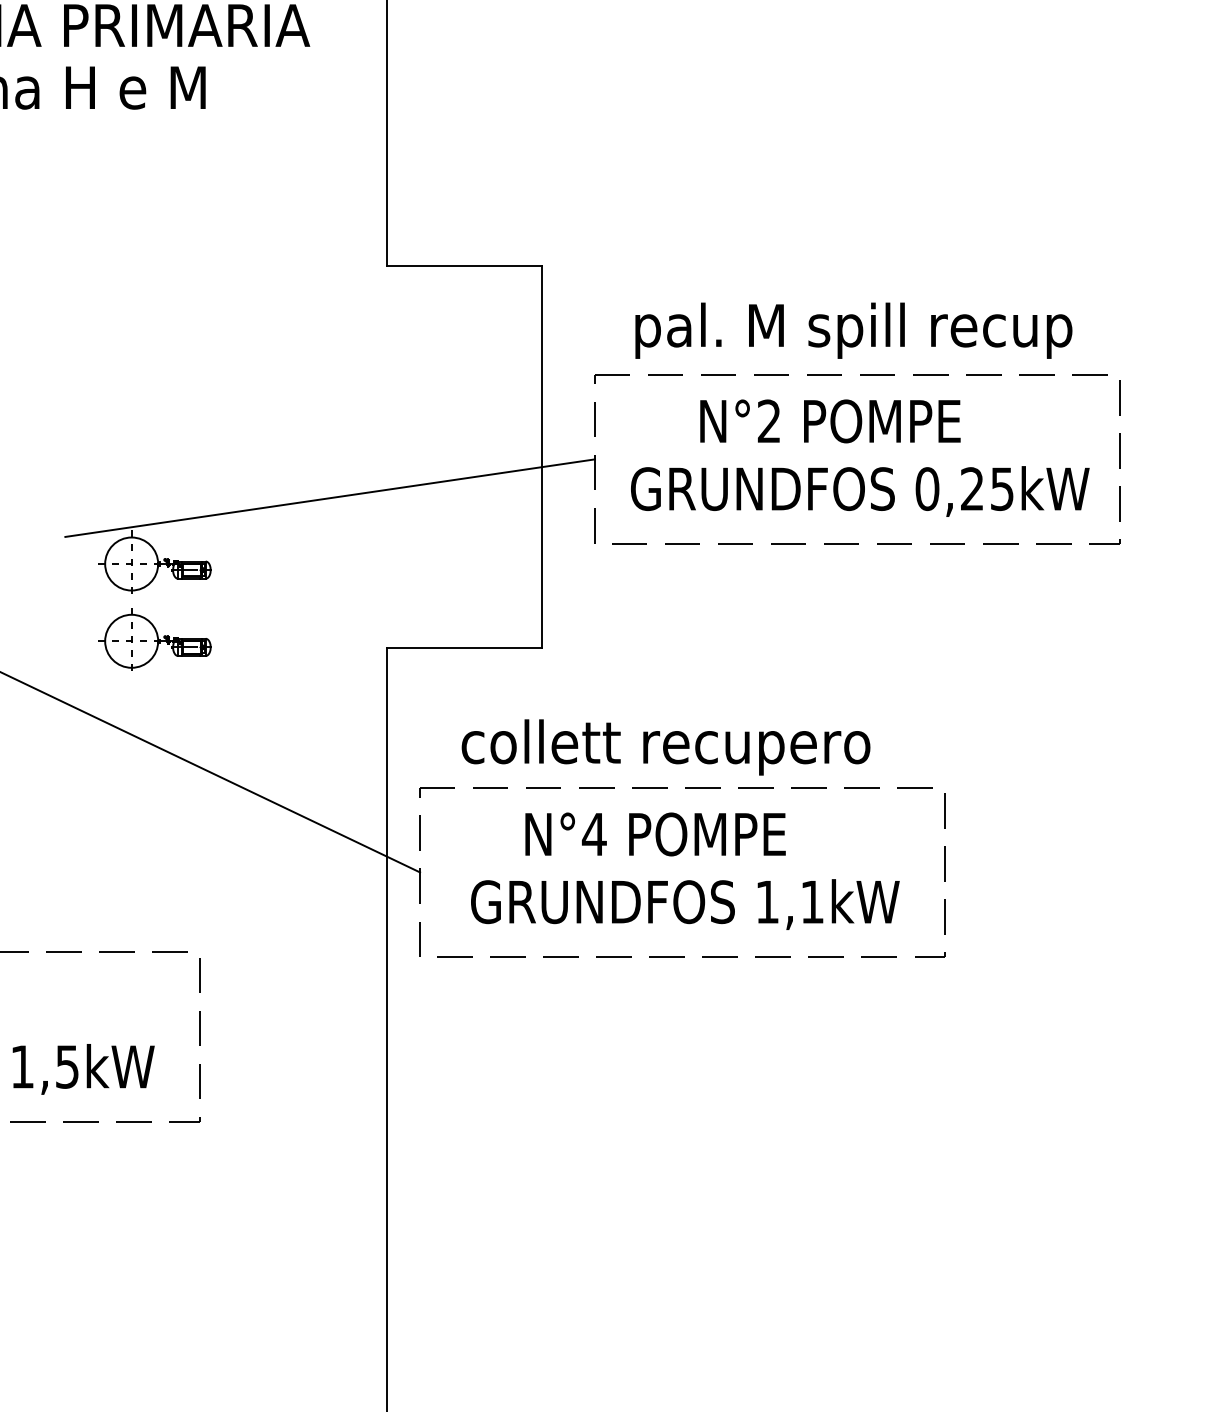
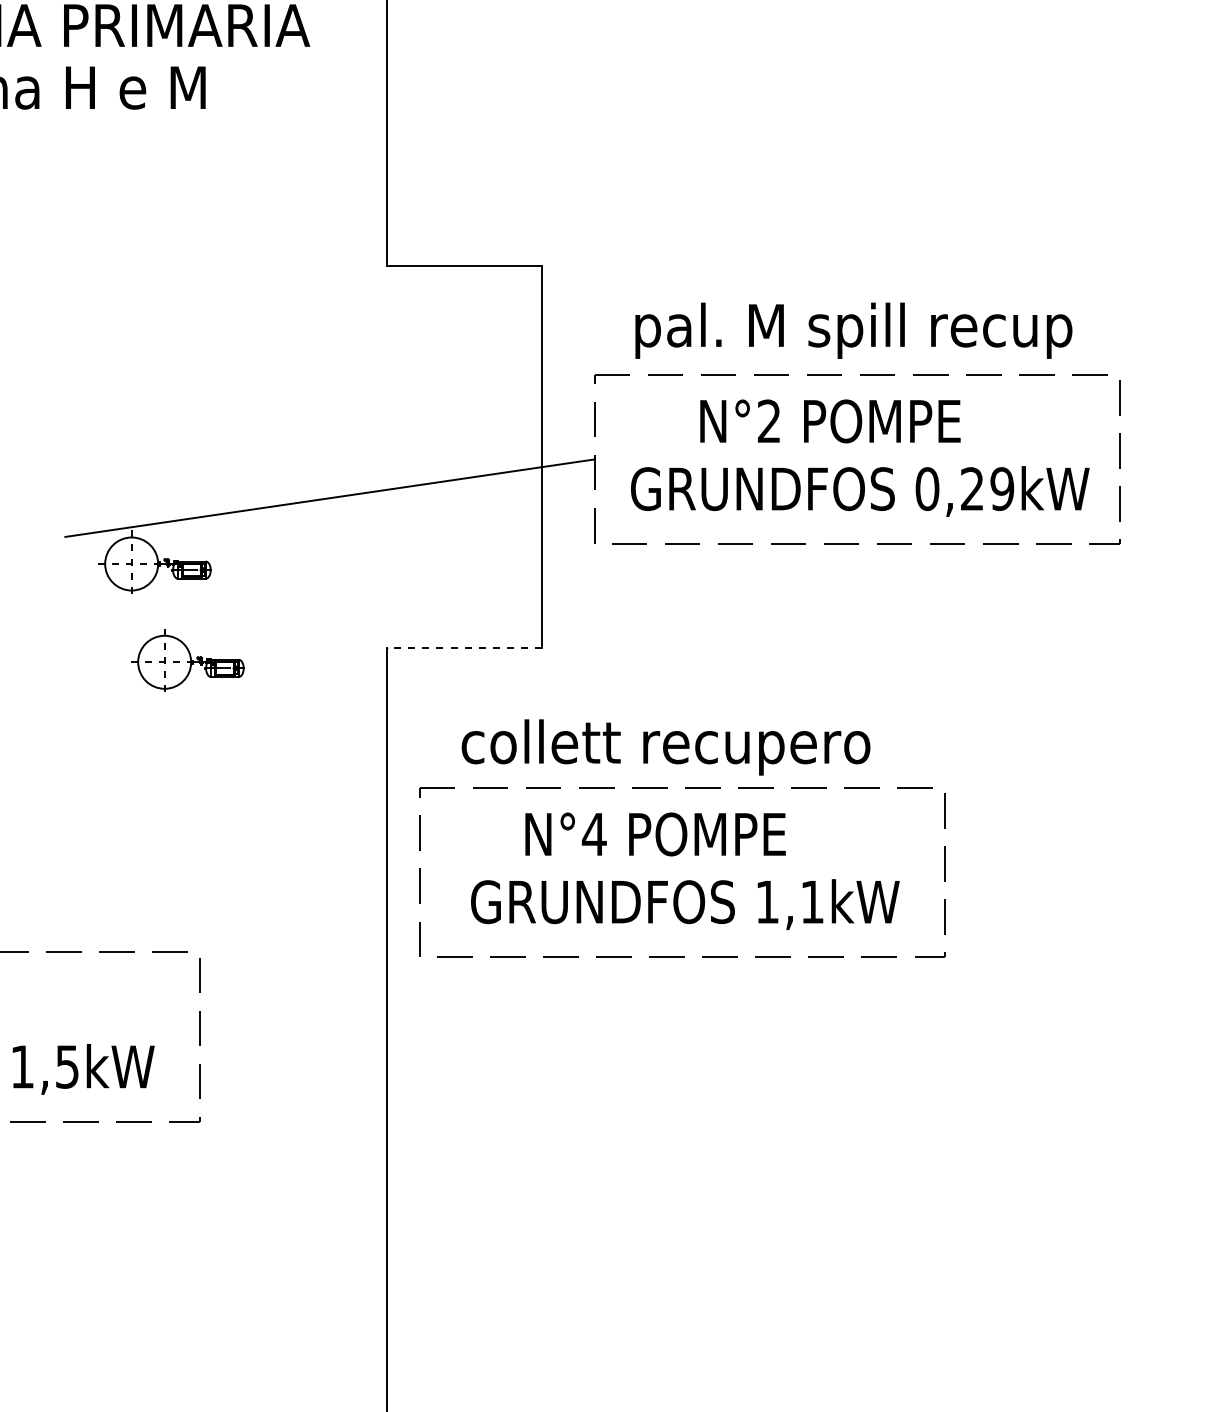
text: 0,25kW -> 0,29kW (1002, 488)
part position: (154, 639) -> (187, 660) (187, 660)
line: solid -> dashed (464, 647)
line: present -> none (211, 772)
